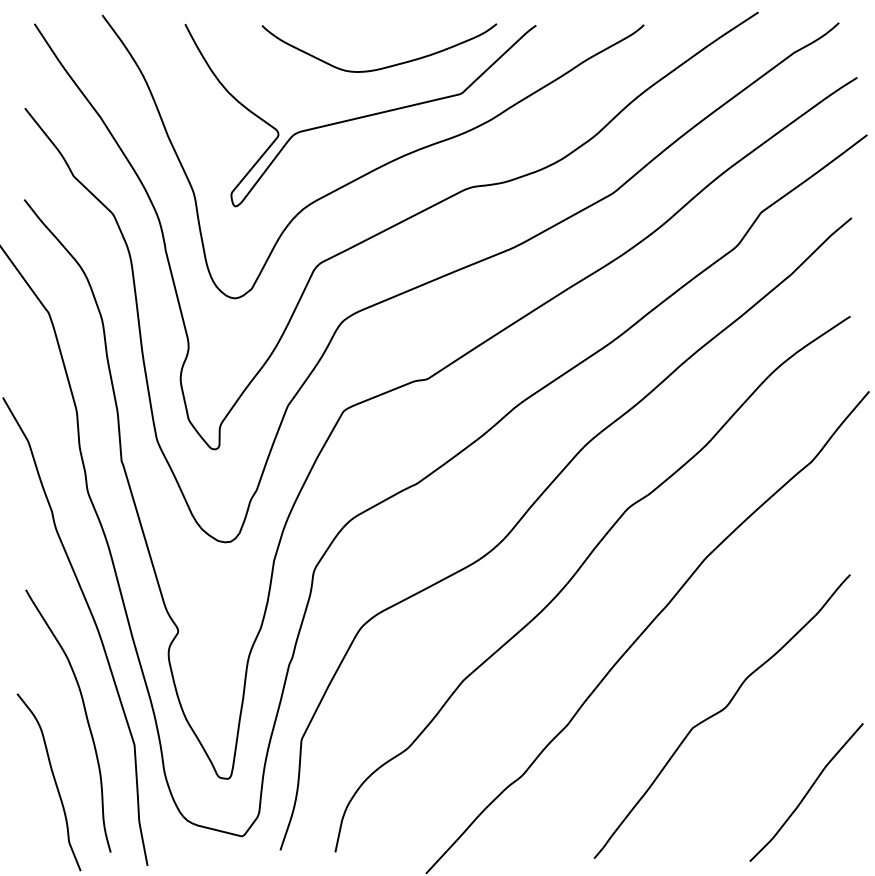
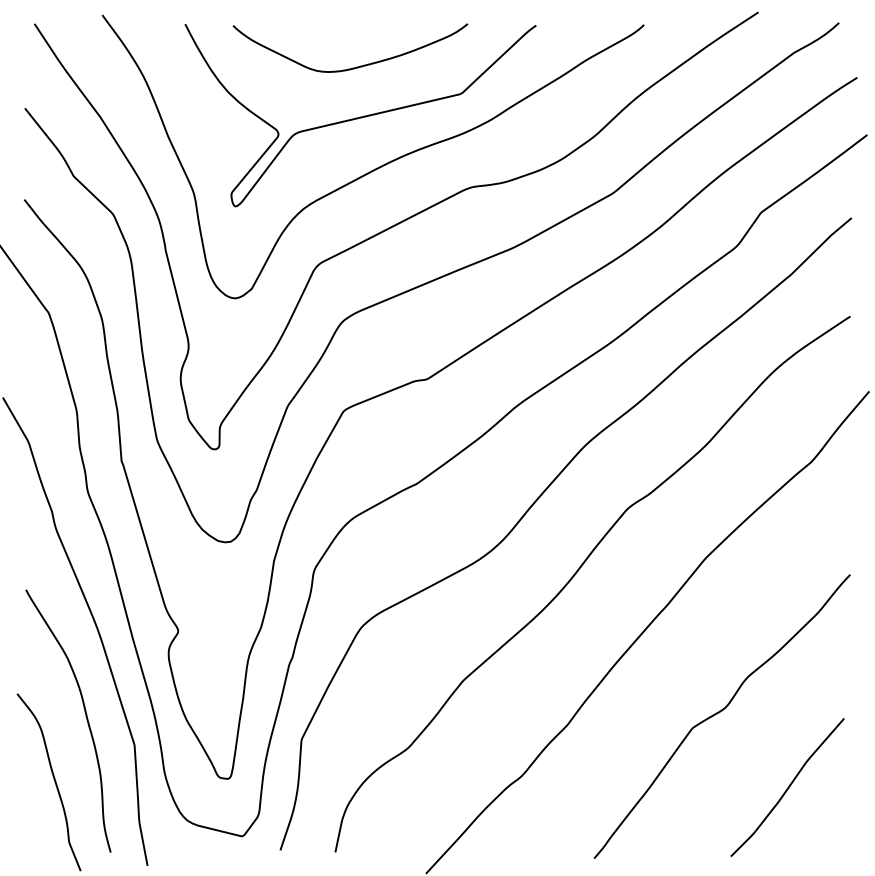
curve position: (385, 66) -> (356, 66) (356, 66)
curve position: (806, 792) -> (787, 787) (787, 787)
